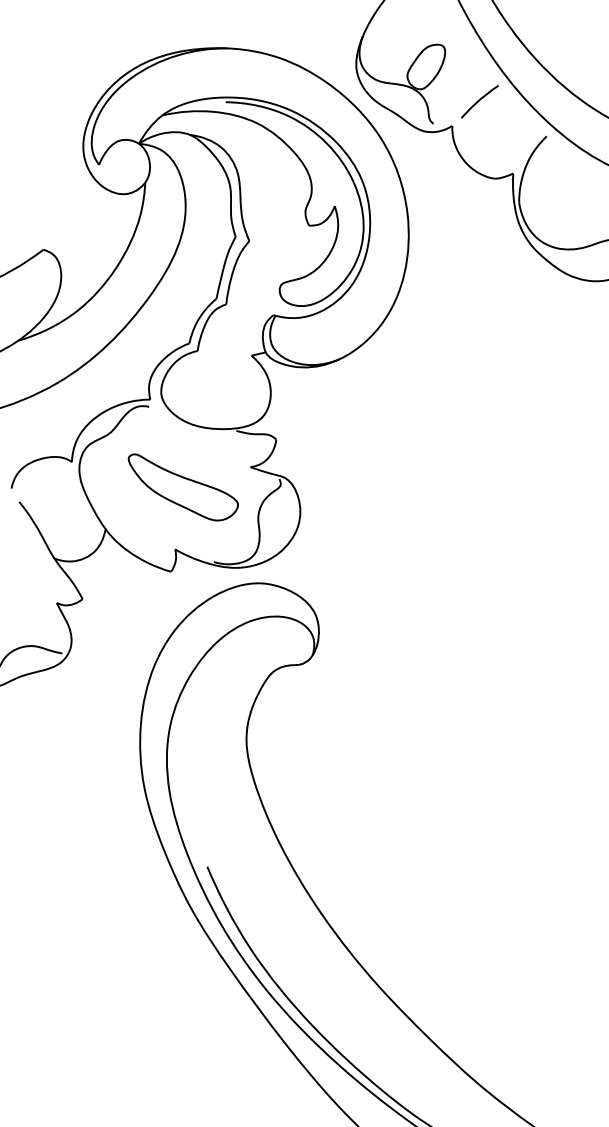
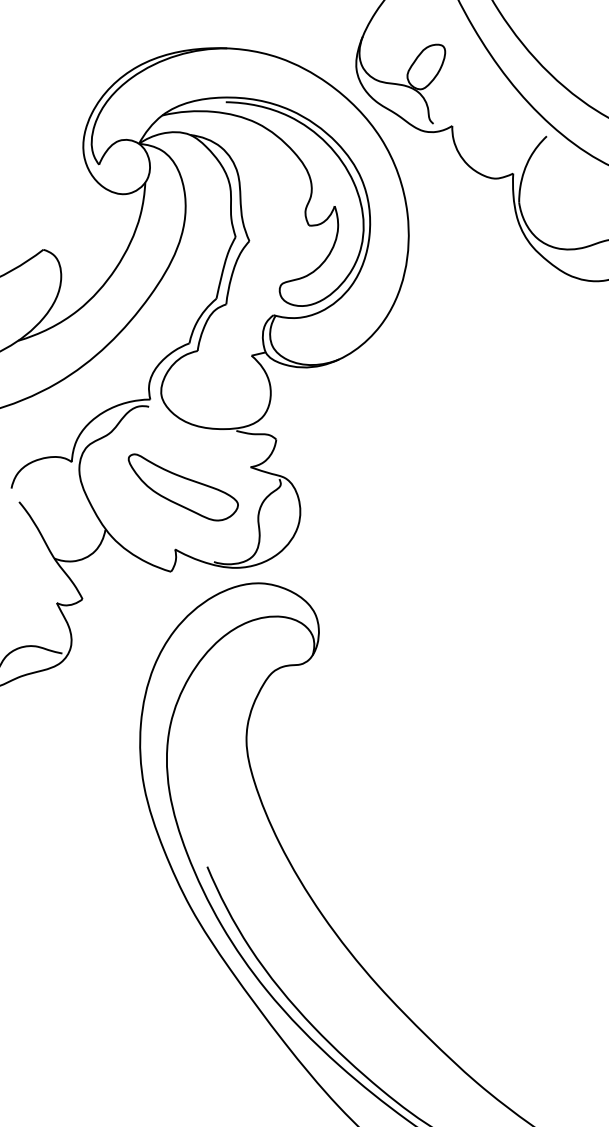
curve: present -> none (479, 101)
